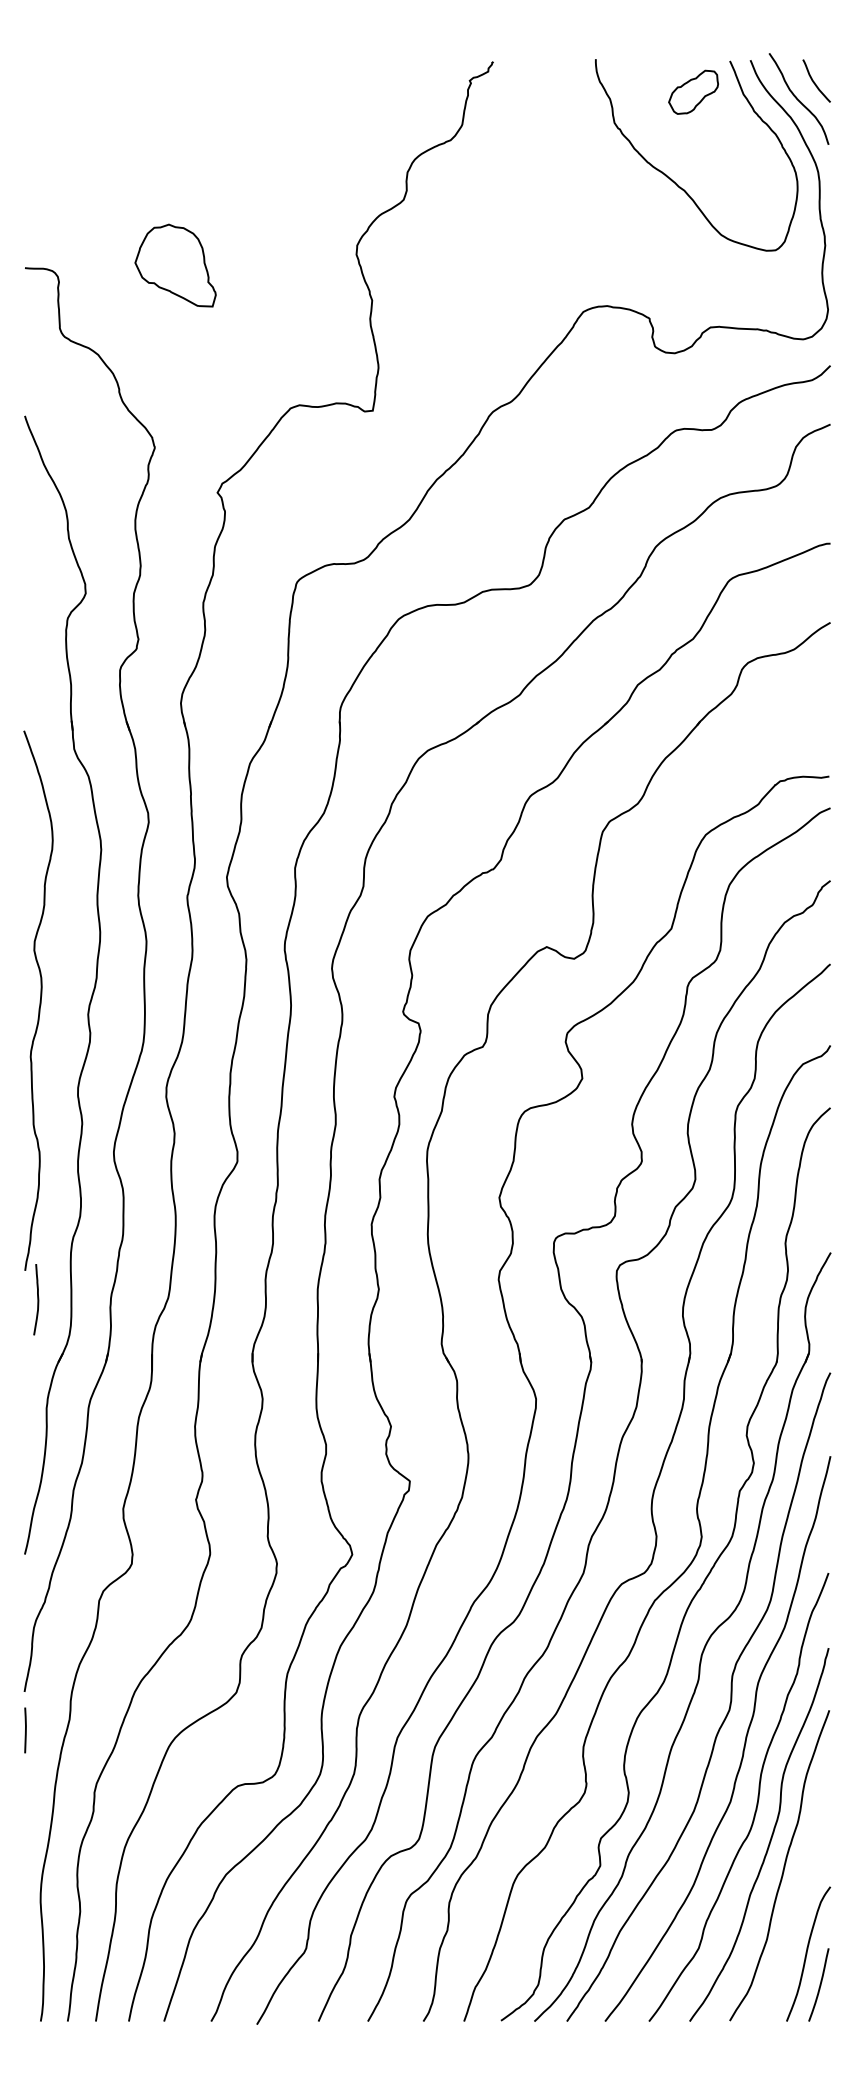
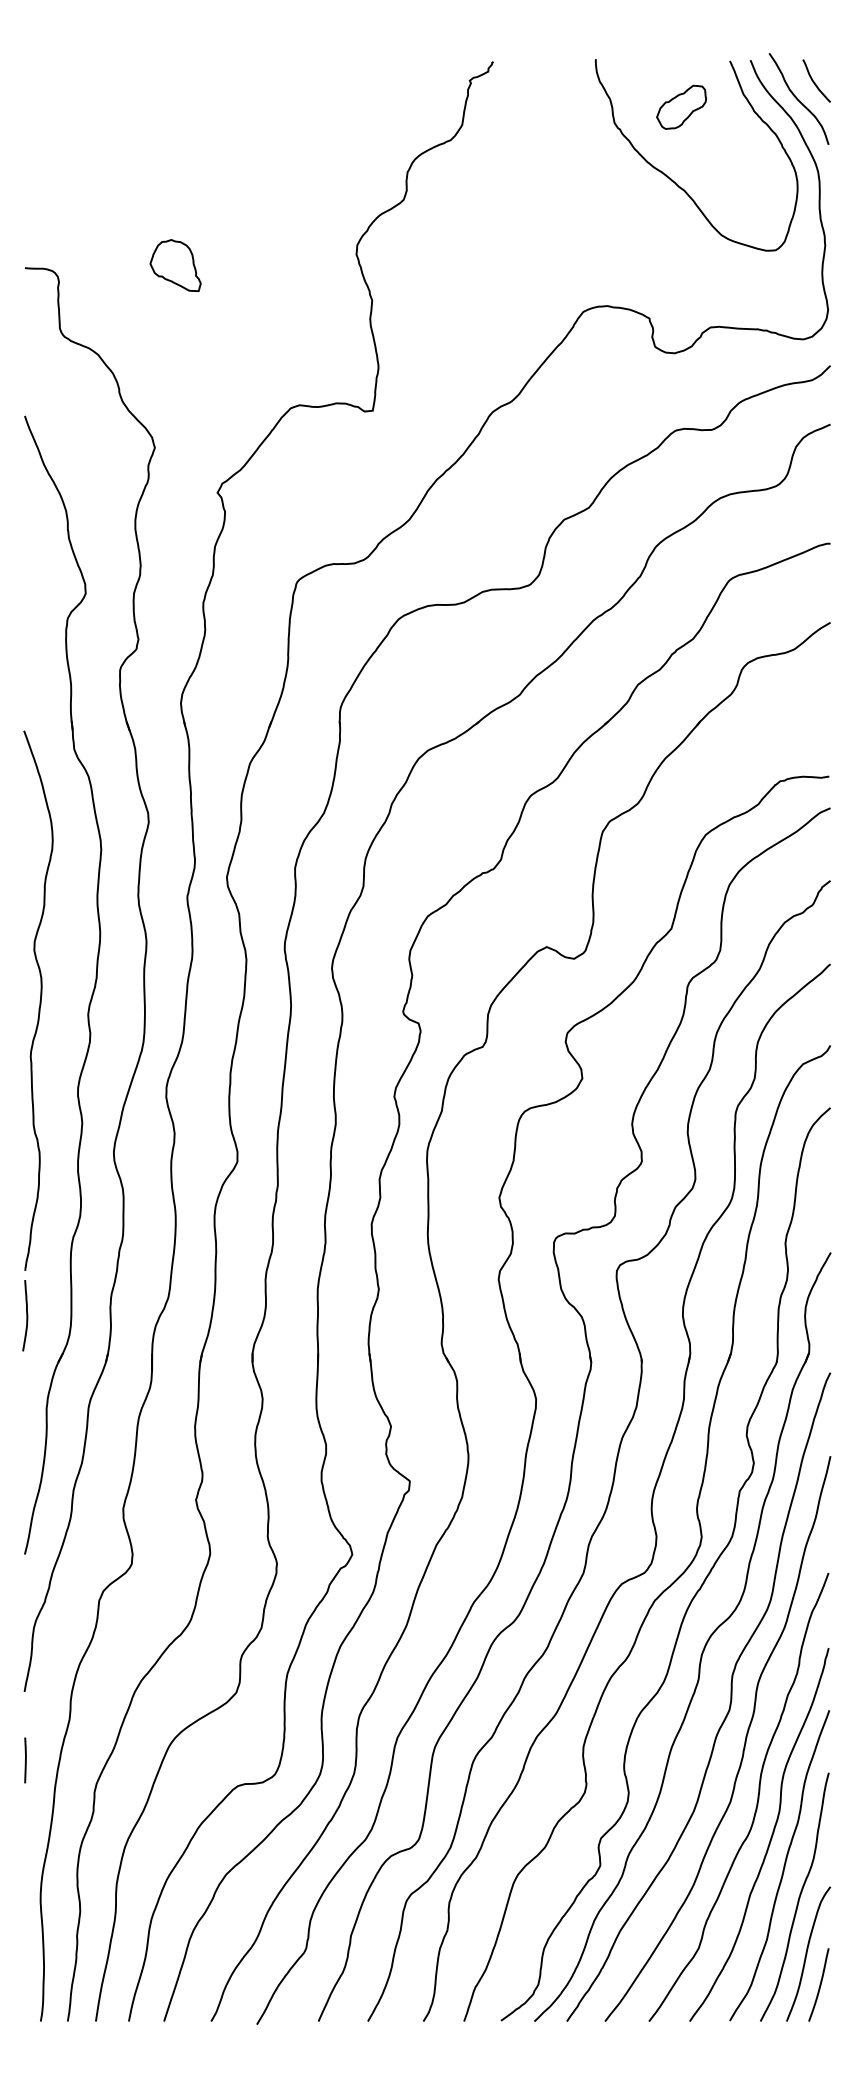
part position: (693, 91) -> (681, 106) (681, 106)
part size: 83x85 px -> 53x53 px (175, 265)
curve position: (37, 1299) -> (26, 1315) (26, 1315)
line position: (25, 1730) -> (25, 1760) (25, 1760)
curve: none -> present (798, 1896)
